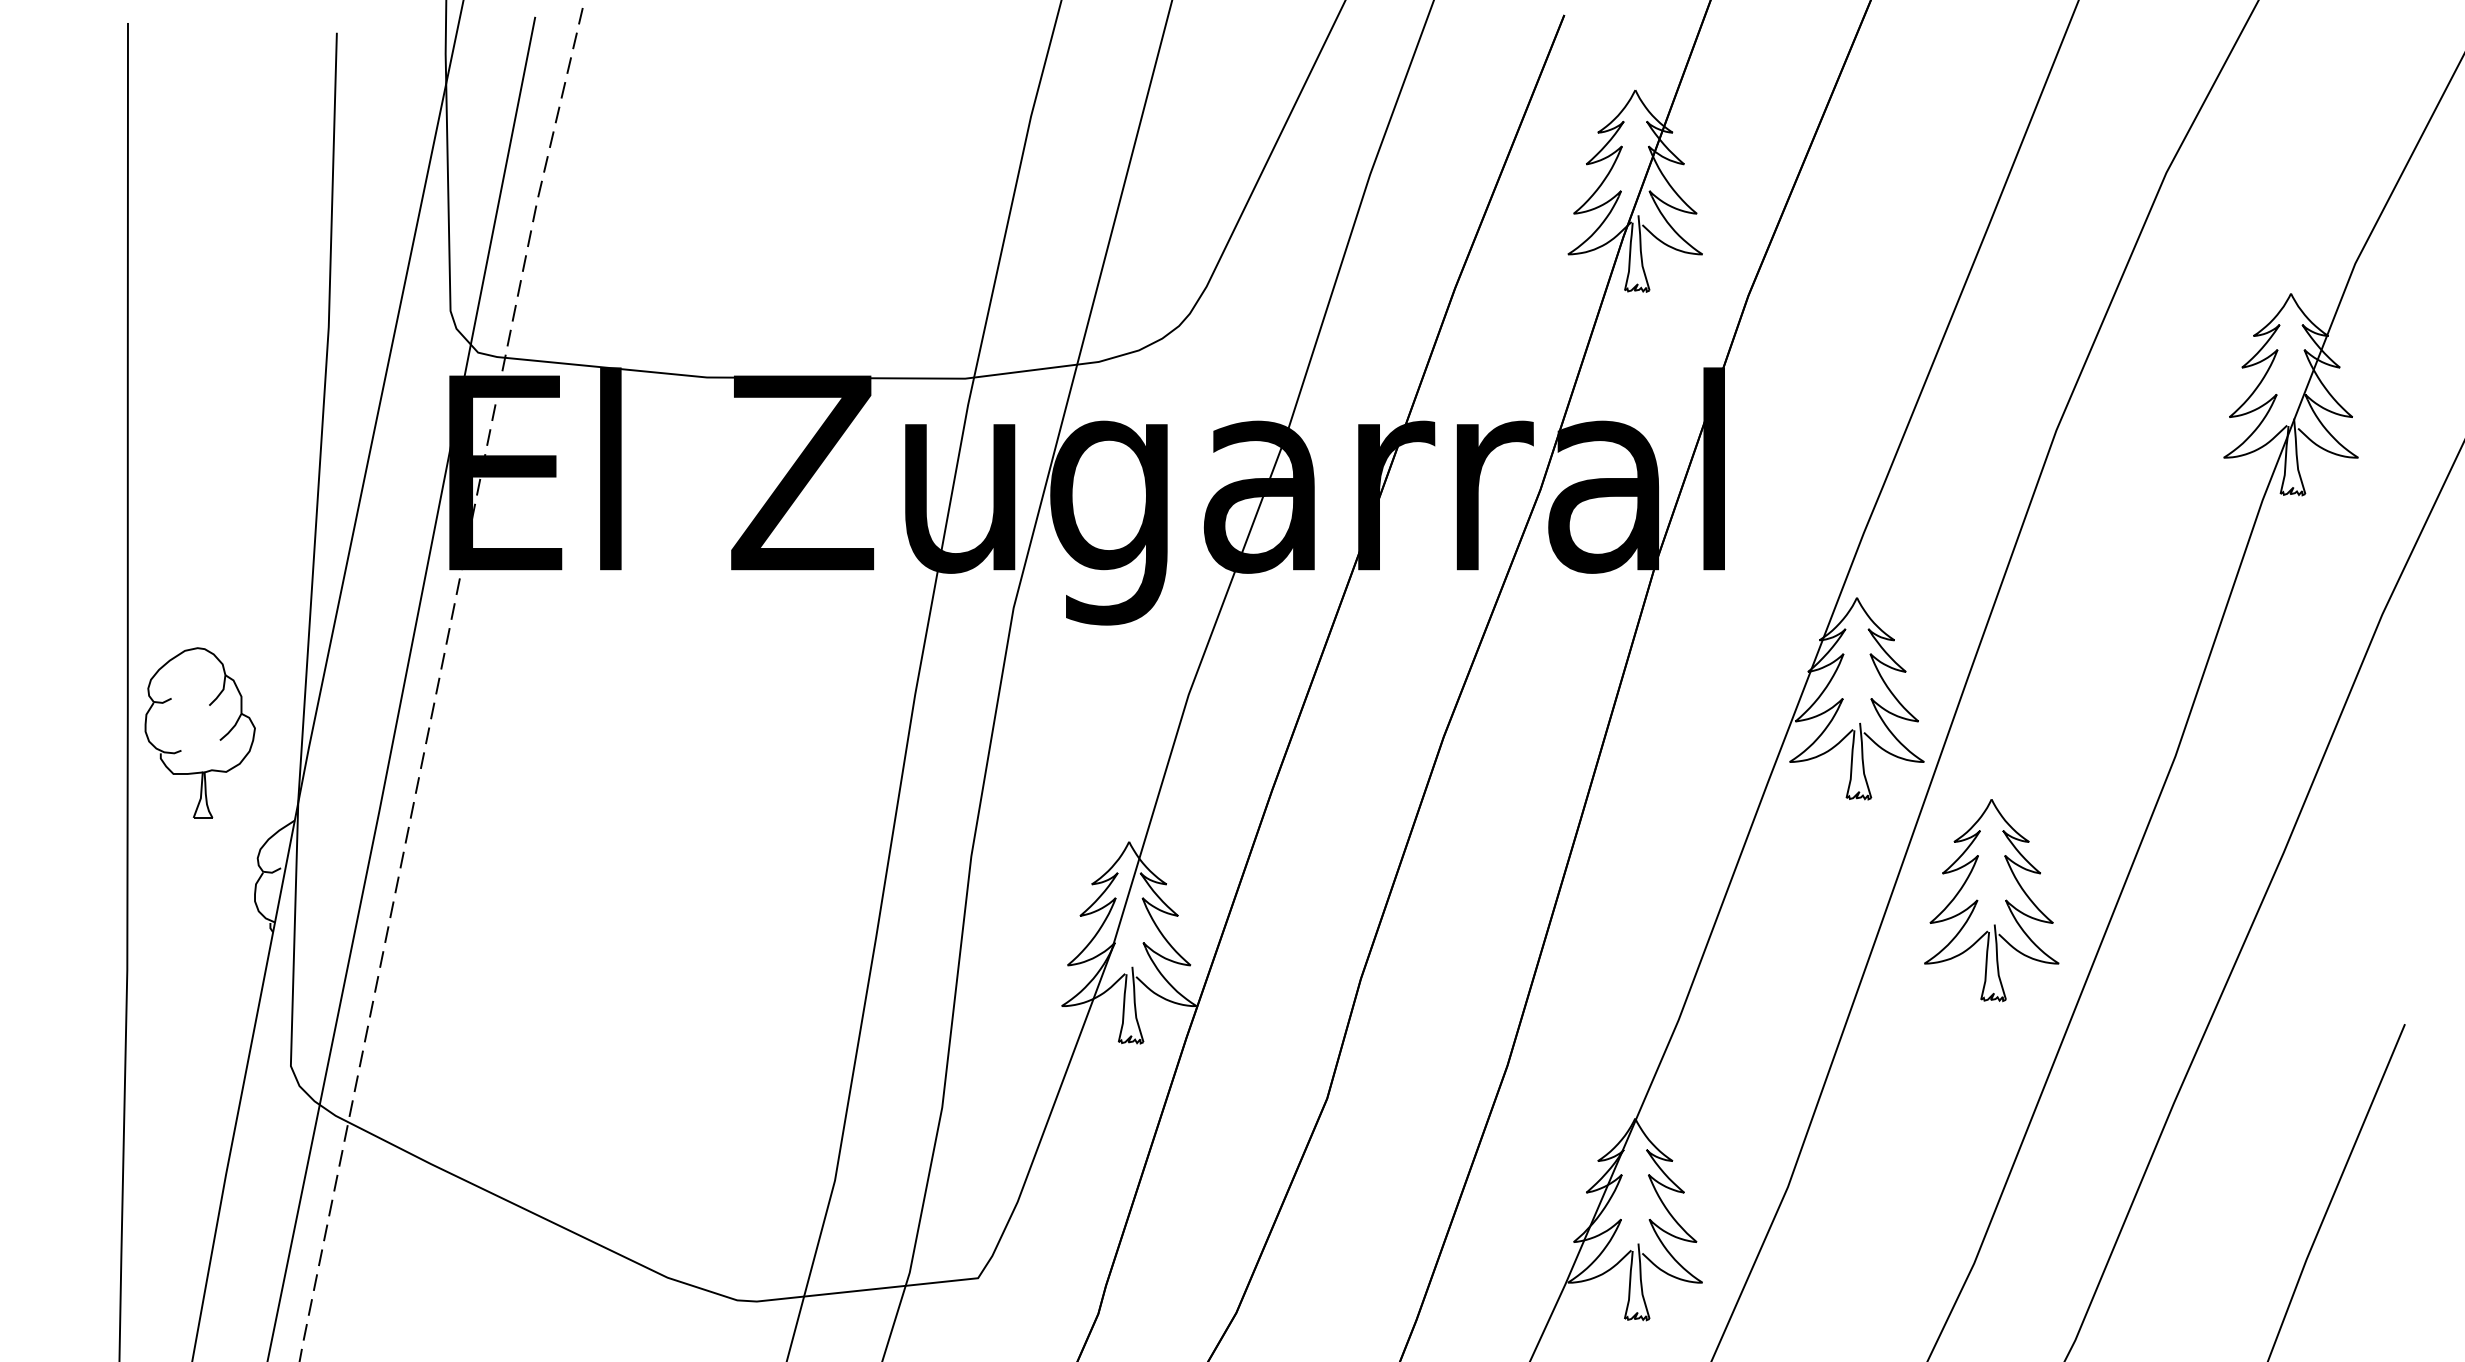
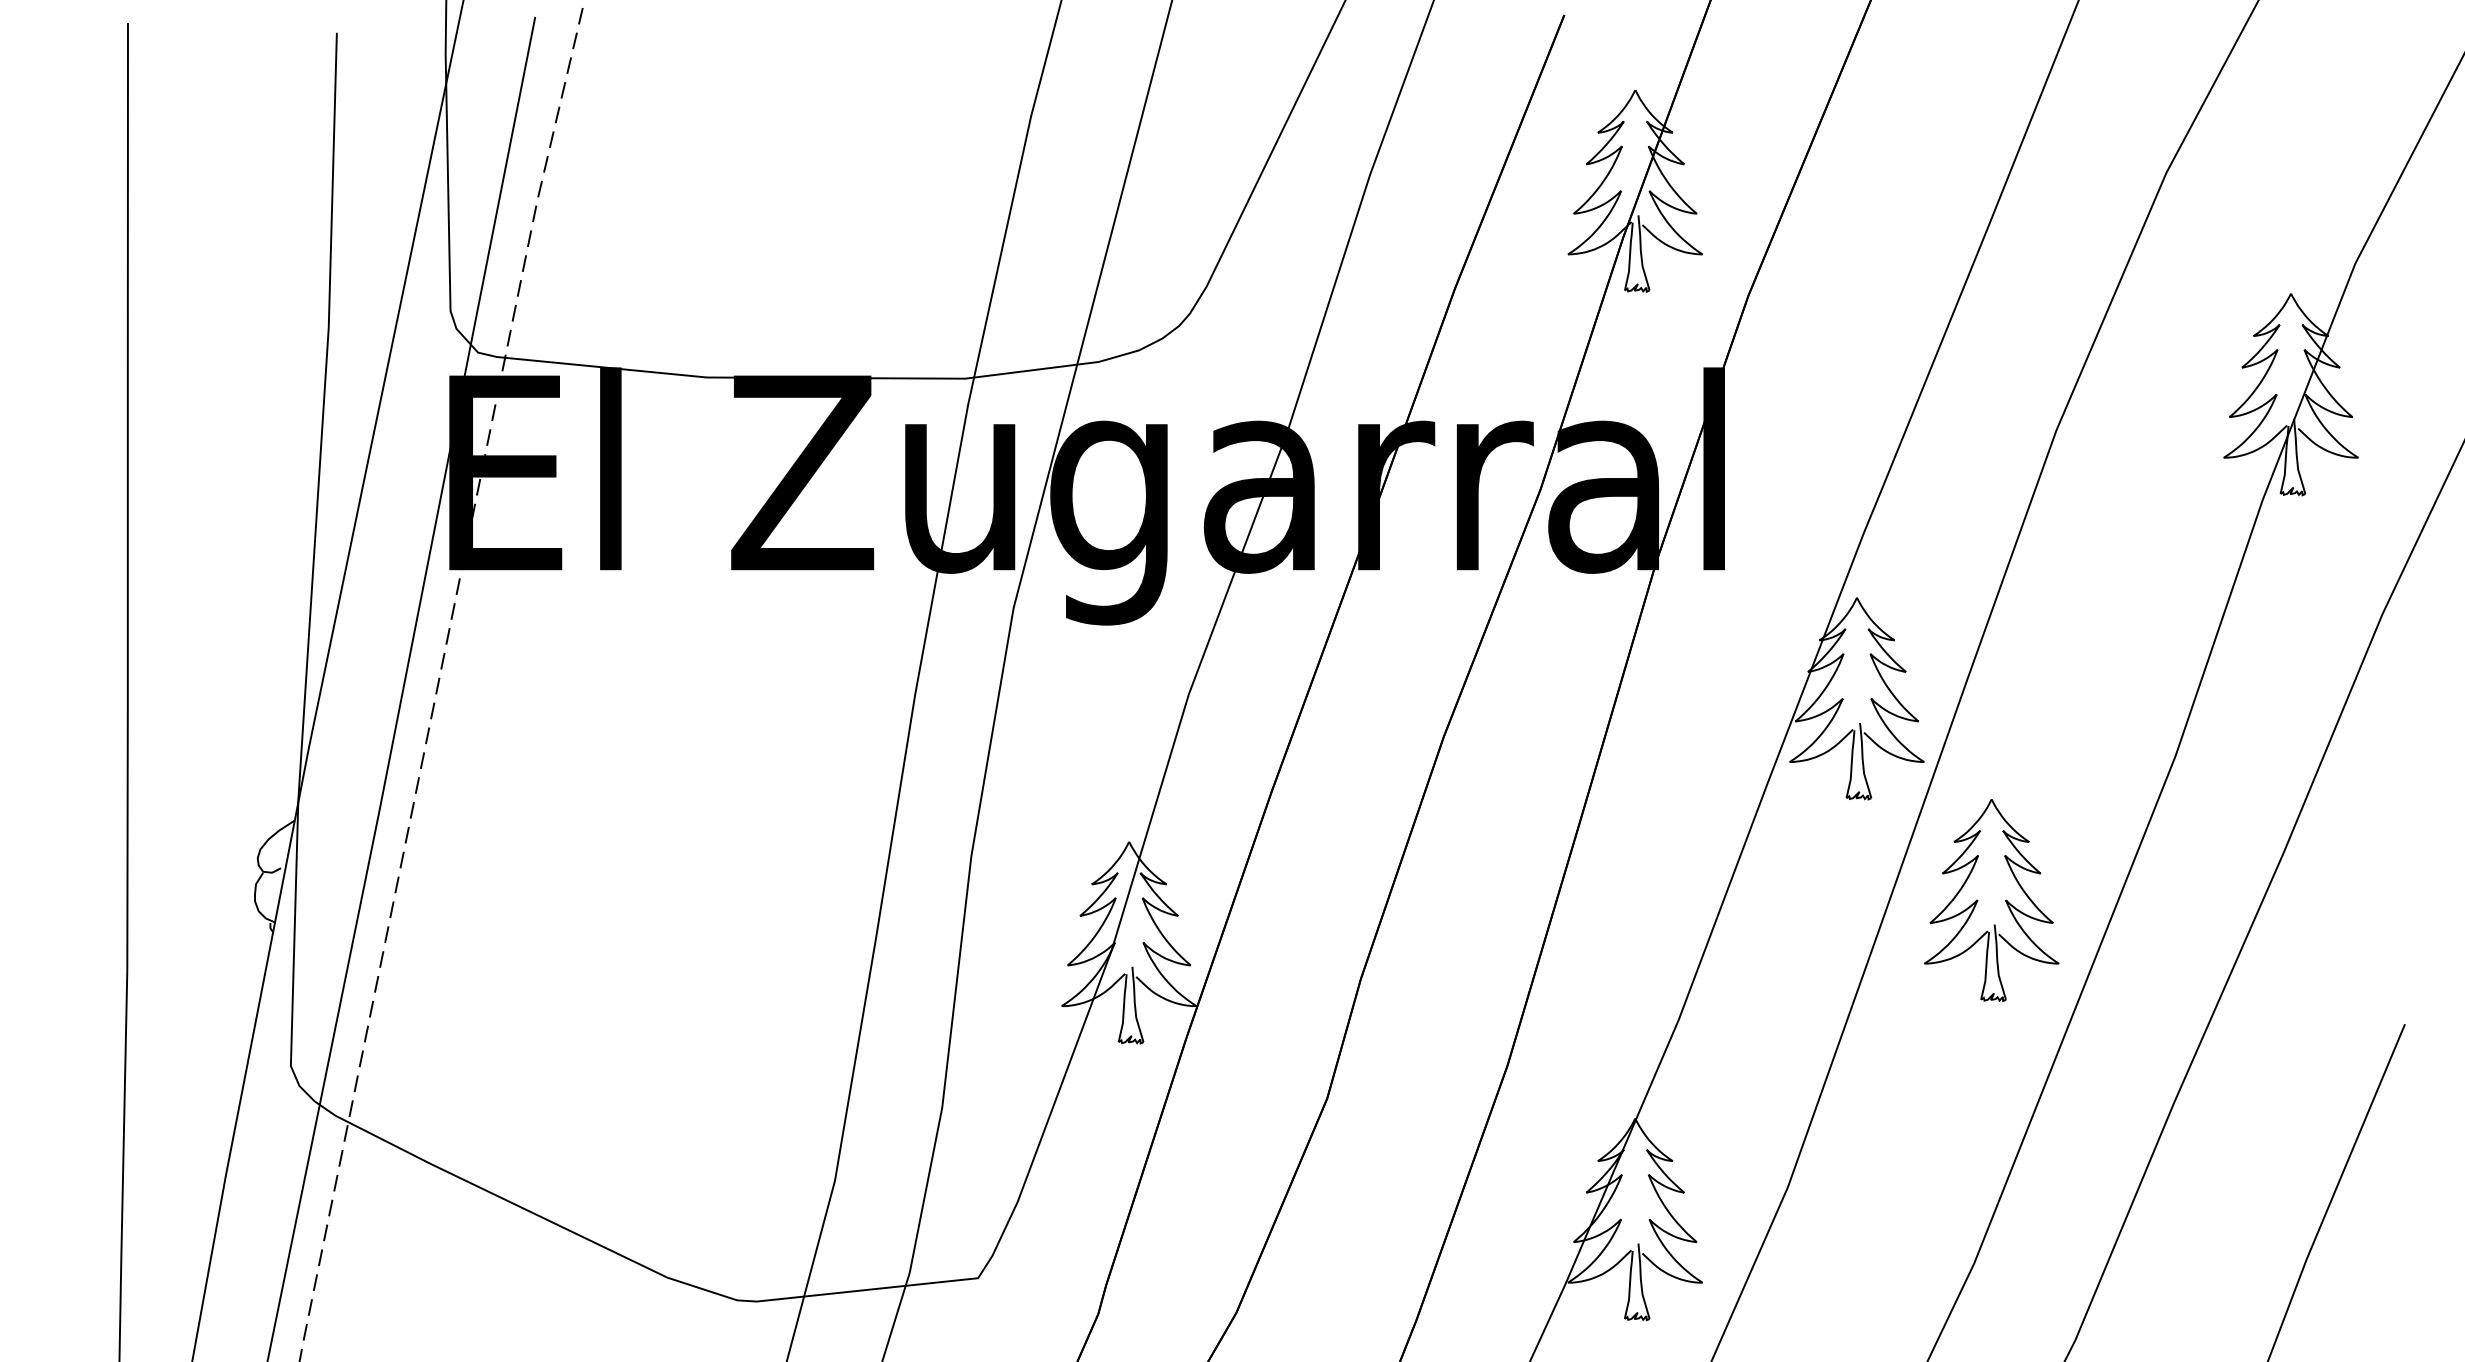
part: present -> none (199, 732)
